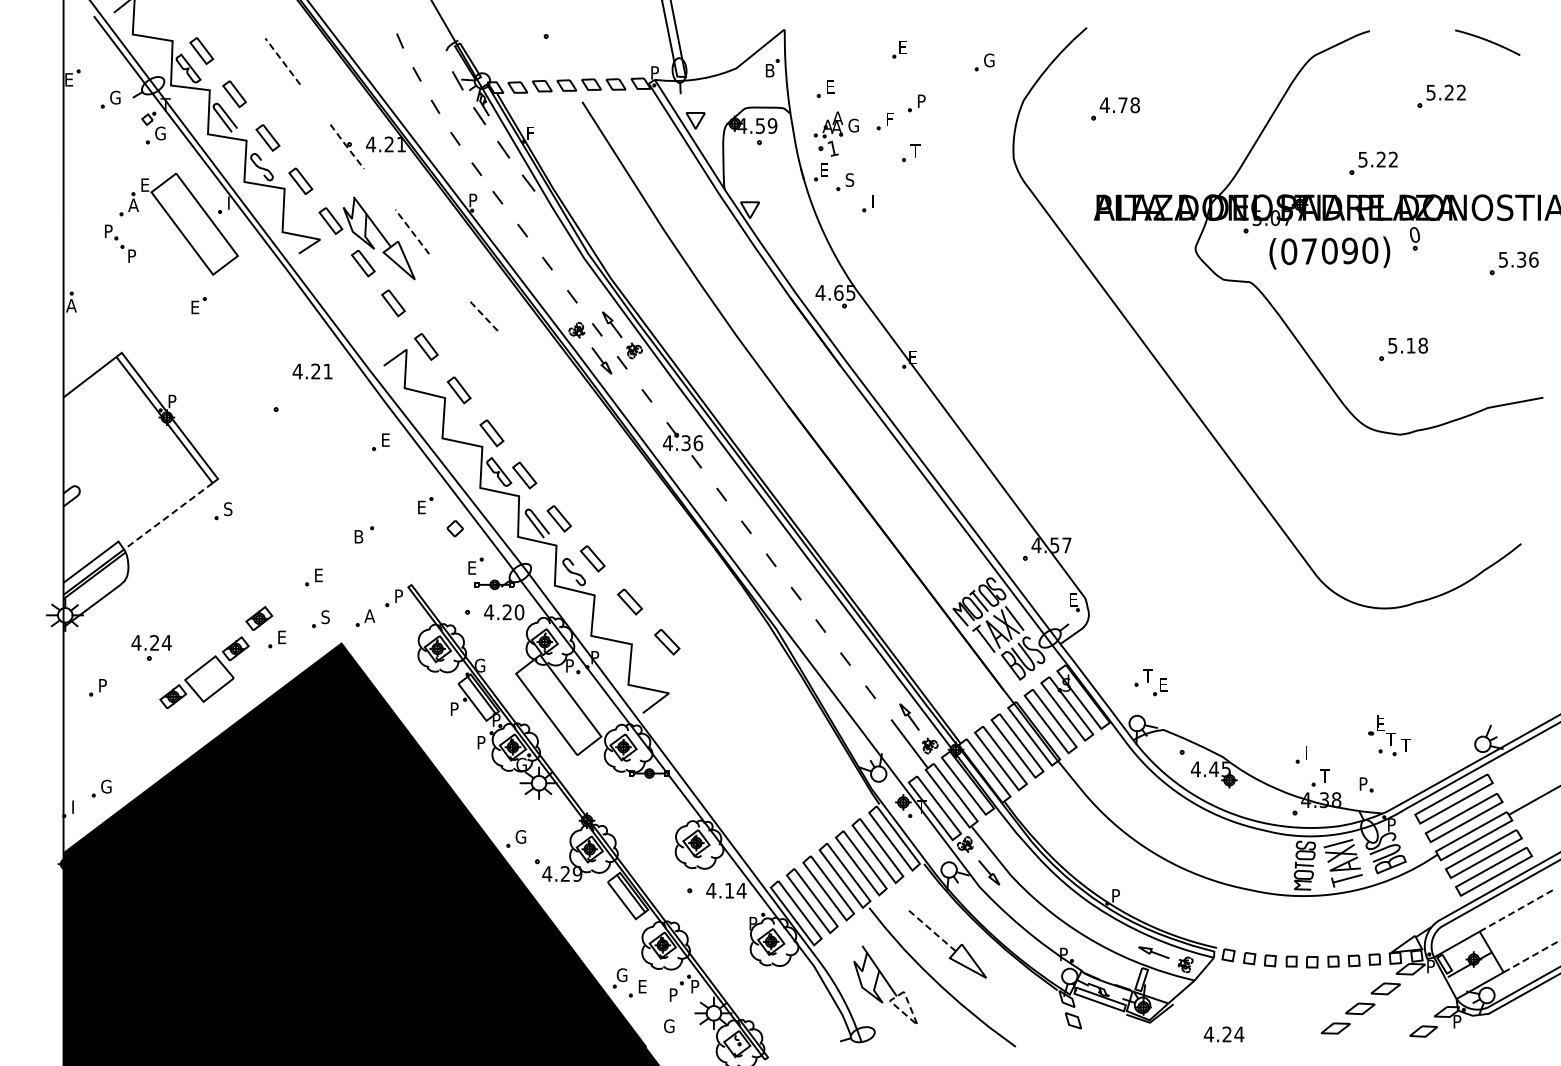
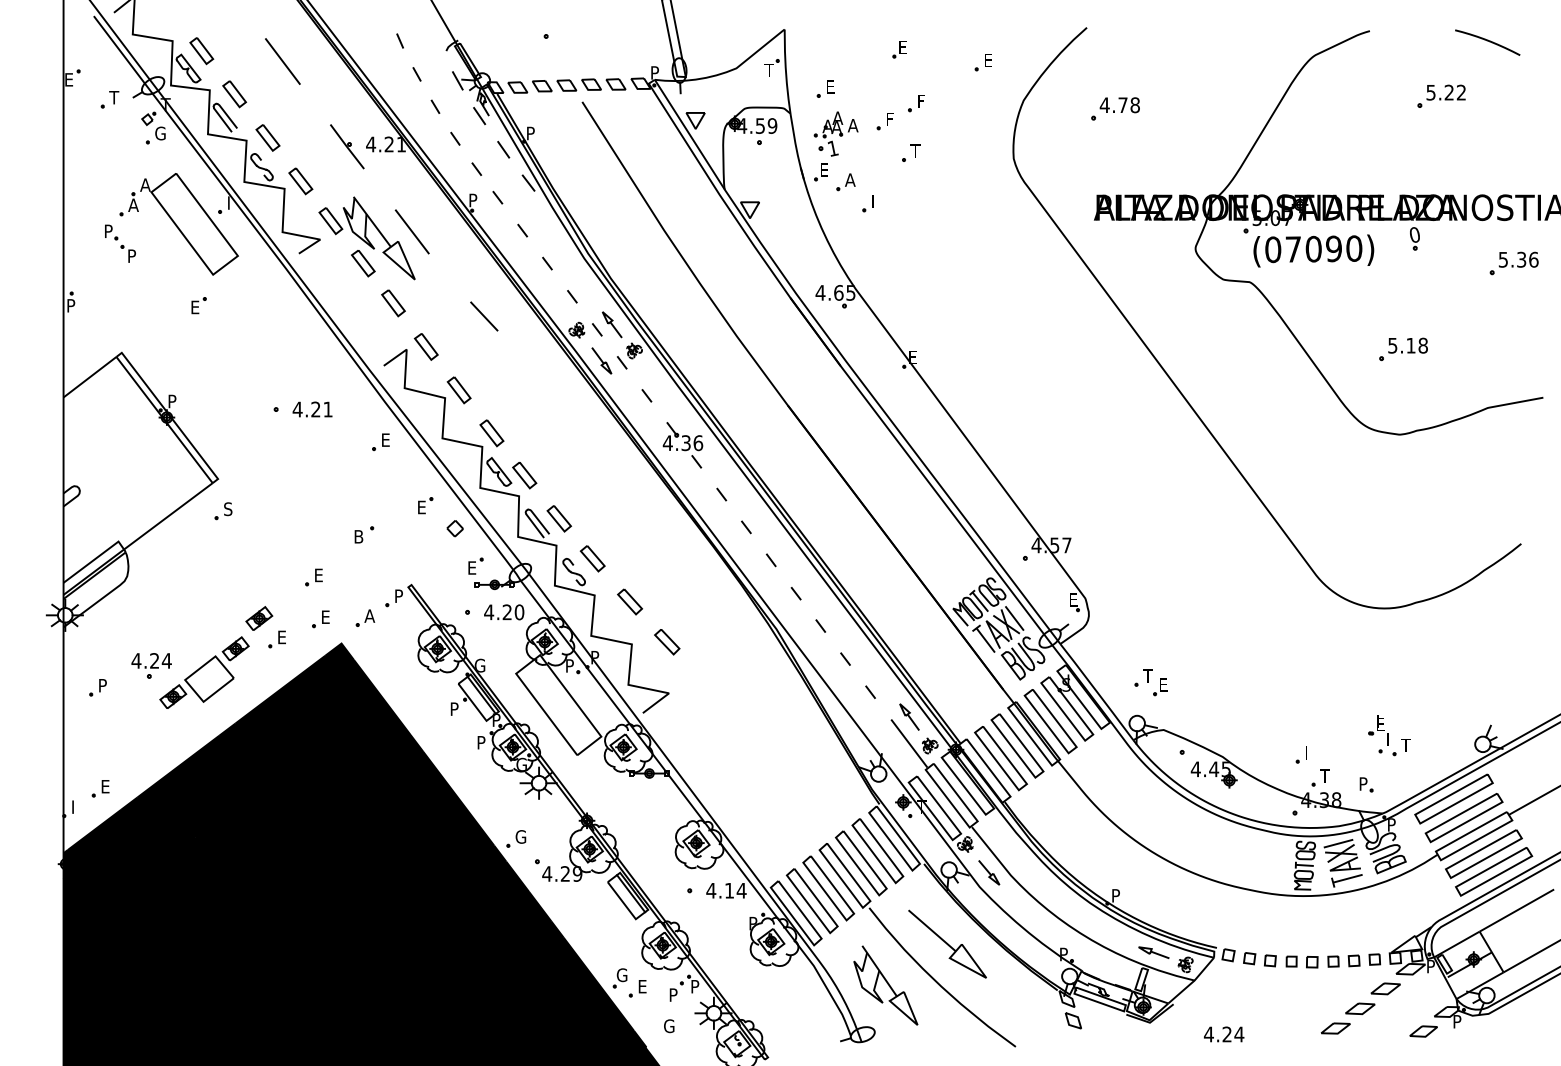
text: G -> E (989, 60)
line: dashed -> solid (282, 61)
text: B -> T (769, 70)
text: G -> T (114, 97)
text: P -> F (921, 100)
text: G -> A (852, 125)
text: F -> P (530, 133)
line: dashed -> solid (347, 146)
part: present -> none (1373, 162)
text: S -> A (850, 179)
text: E -> A (145, 184)
line: dashed -> solid (412, 231)
text position: (1329, 252) -> (1313, 250) (1313, 250)
text: A -> P (71, 305)
line: dashed -> solid (483, 315)
text position: (312, 371) -> (312, 409) (312, 409)
line: dashed -> solid (167, 516)
text: S -> E (325, 617)
part position: (151, 647) -> (151, 665) (151, 665)
text: T -> I (1390, 739)
text: G -> E (106, 786)
line: dashed -> solid (1516, 910)
line: dashed -> solid (931, 930)
line: dashed -> solid (1532, 956)
line: dashed -> solid (910, 1019)
